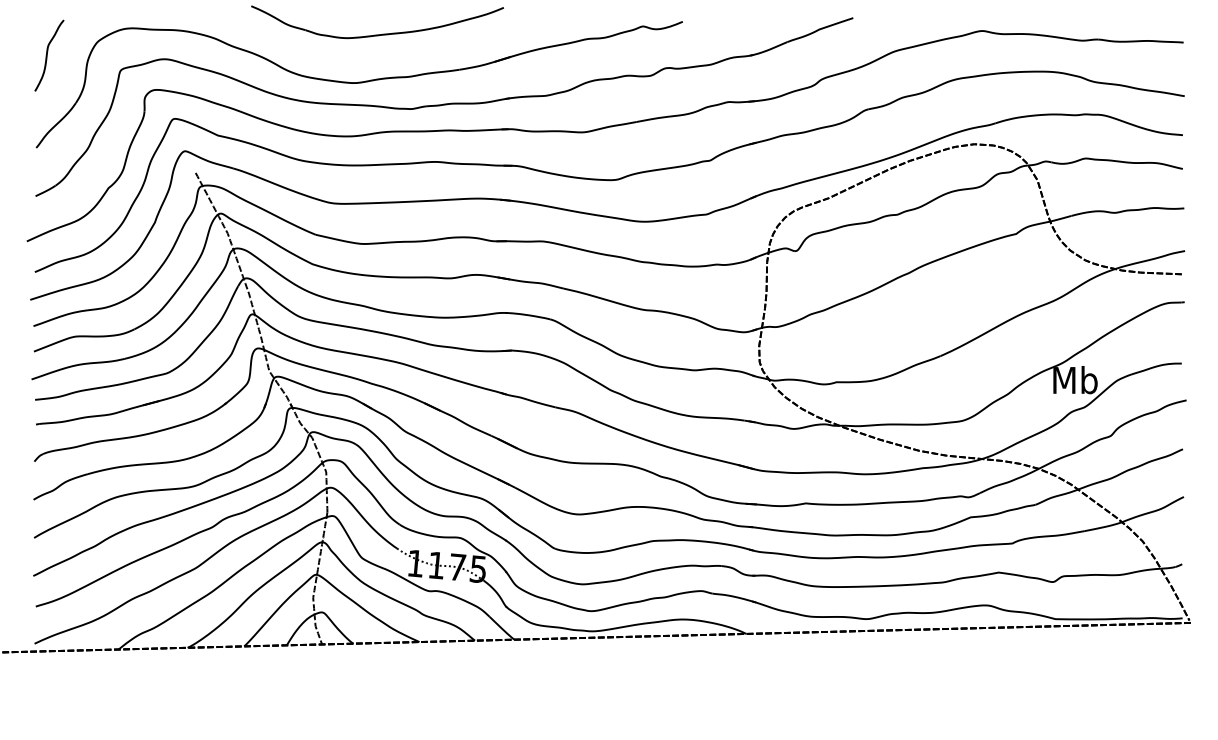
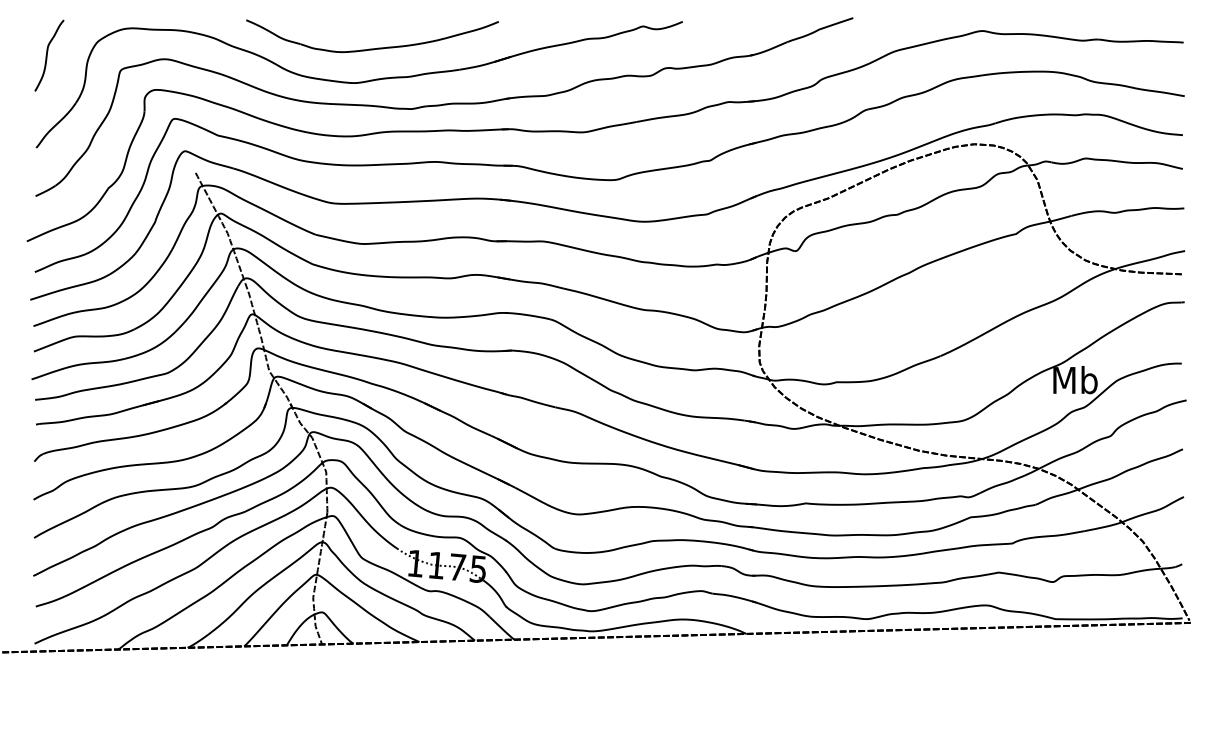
part position: (382, 33) -> (377, 47) (377, 47)
